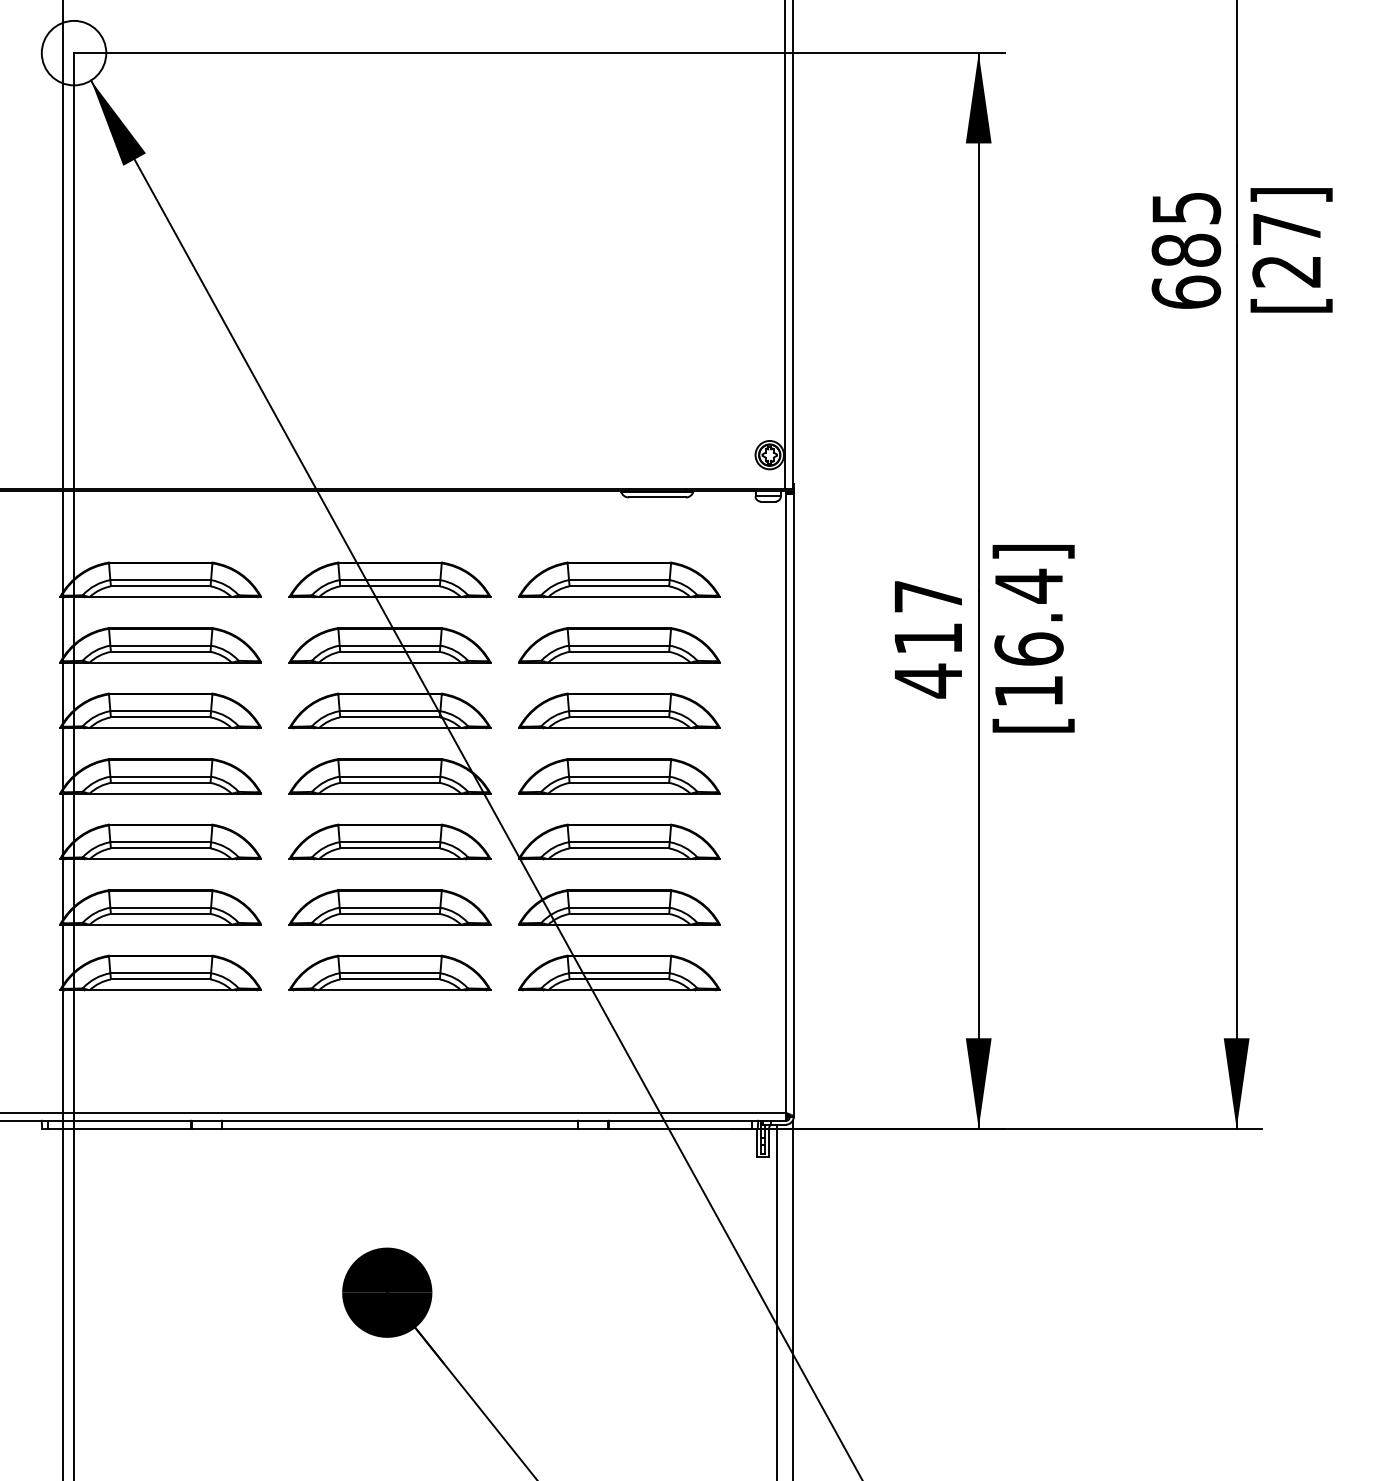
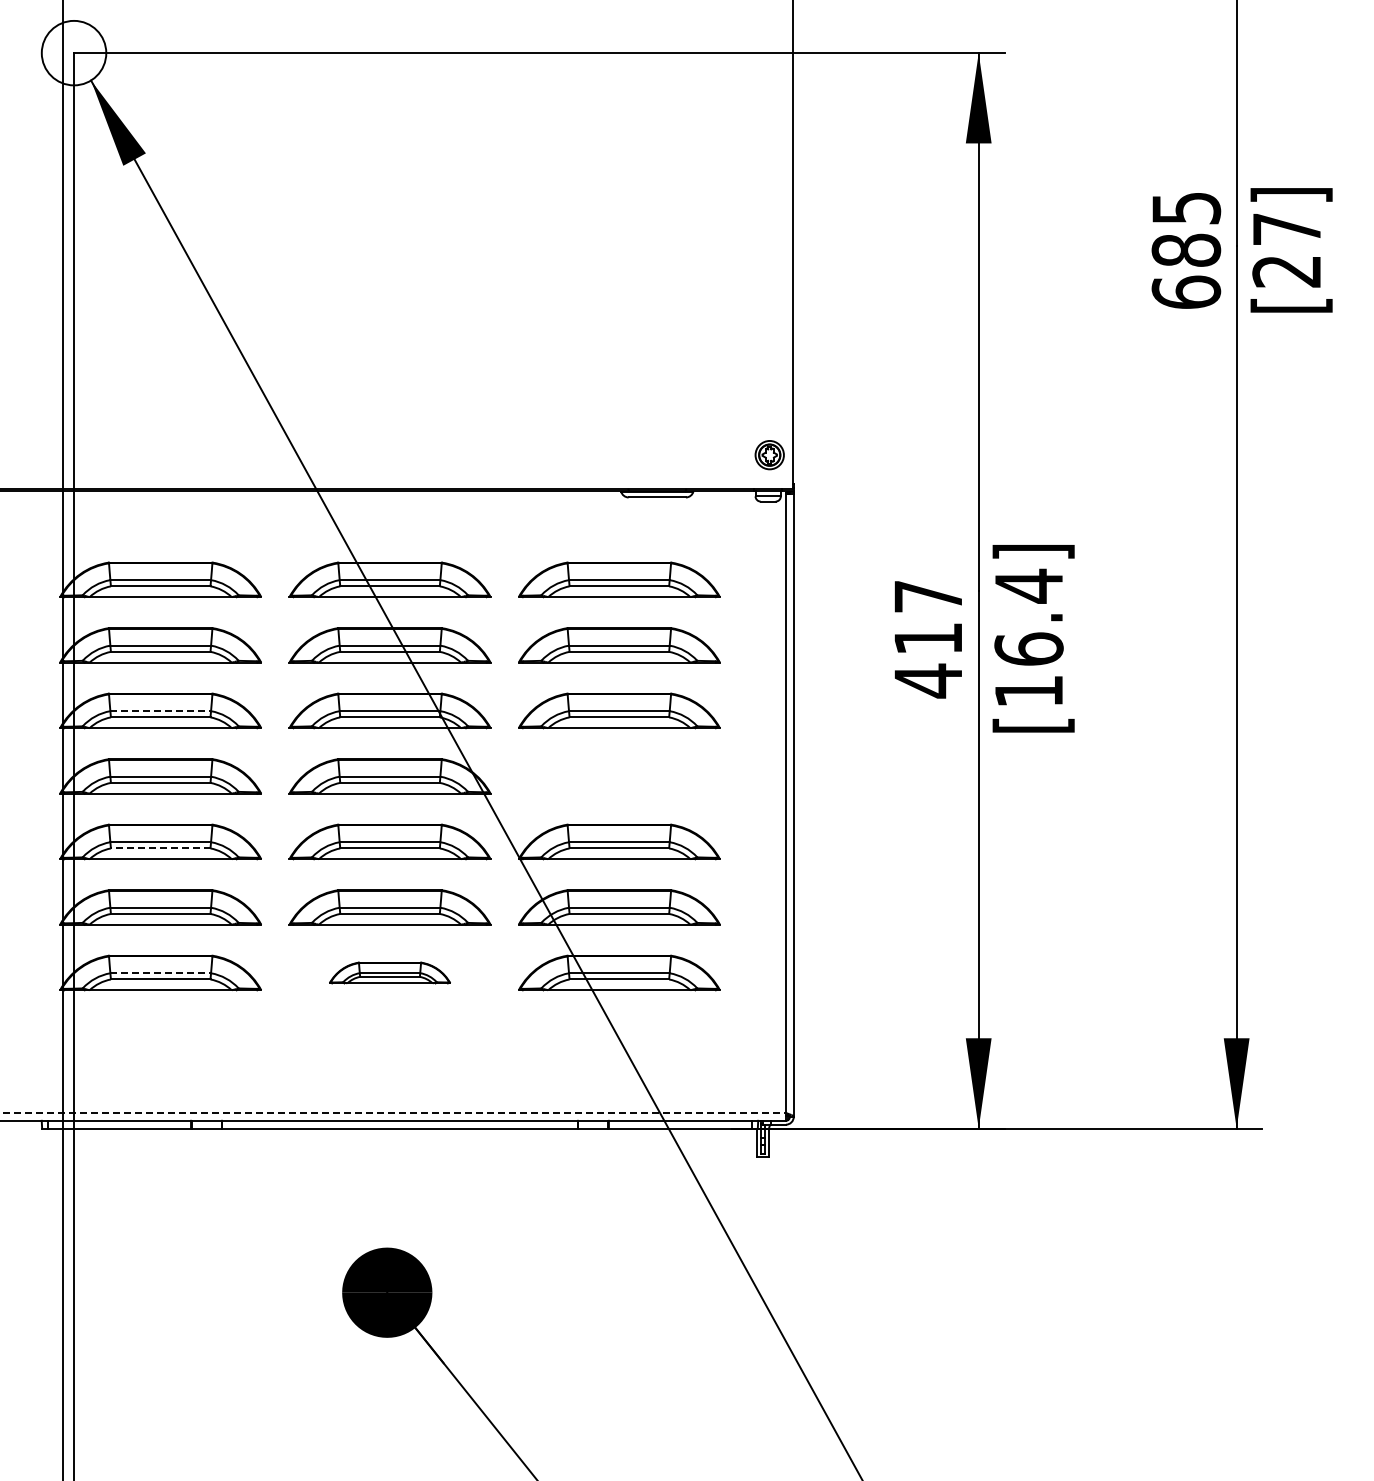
line: present -> none (785, 245)
line: solid -> dashed (161, 711)
part: present -> none (619, 776)
line: solid -> dashed (160, 848)
part size: 204x38 px -> 122x24 px (389, 972)
line: solid -> dashed (161, 973)
line: solid -> dashed (393, 1113)
line: present -> none (792, 1299)
line: present -> none (777, 1300)
